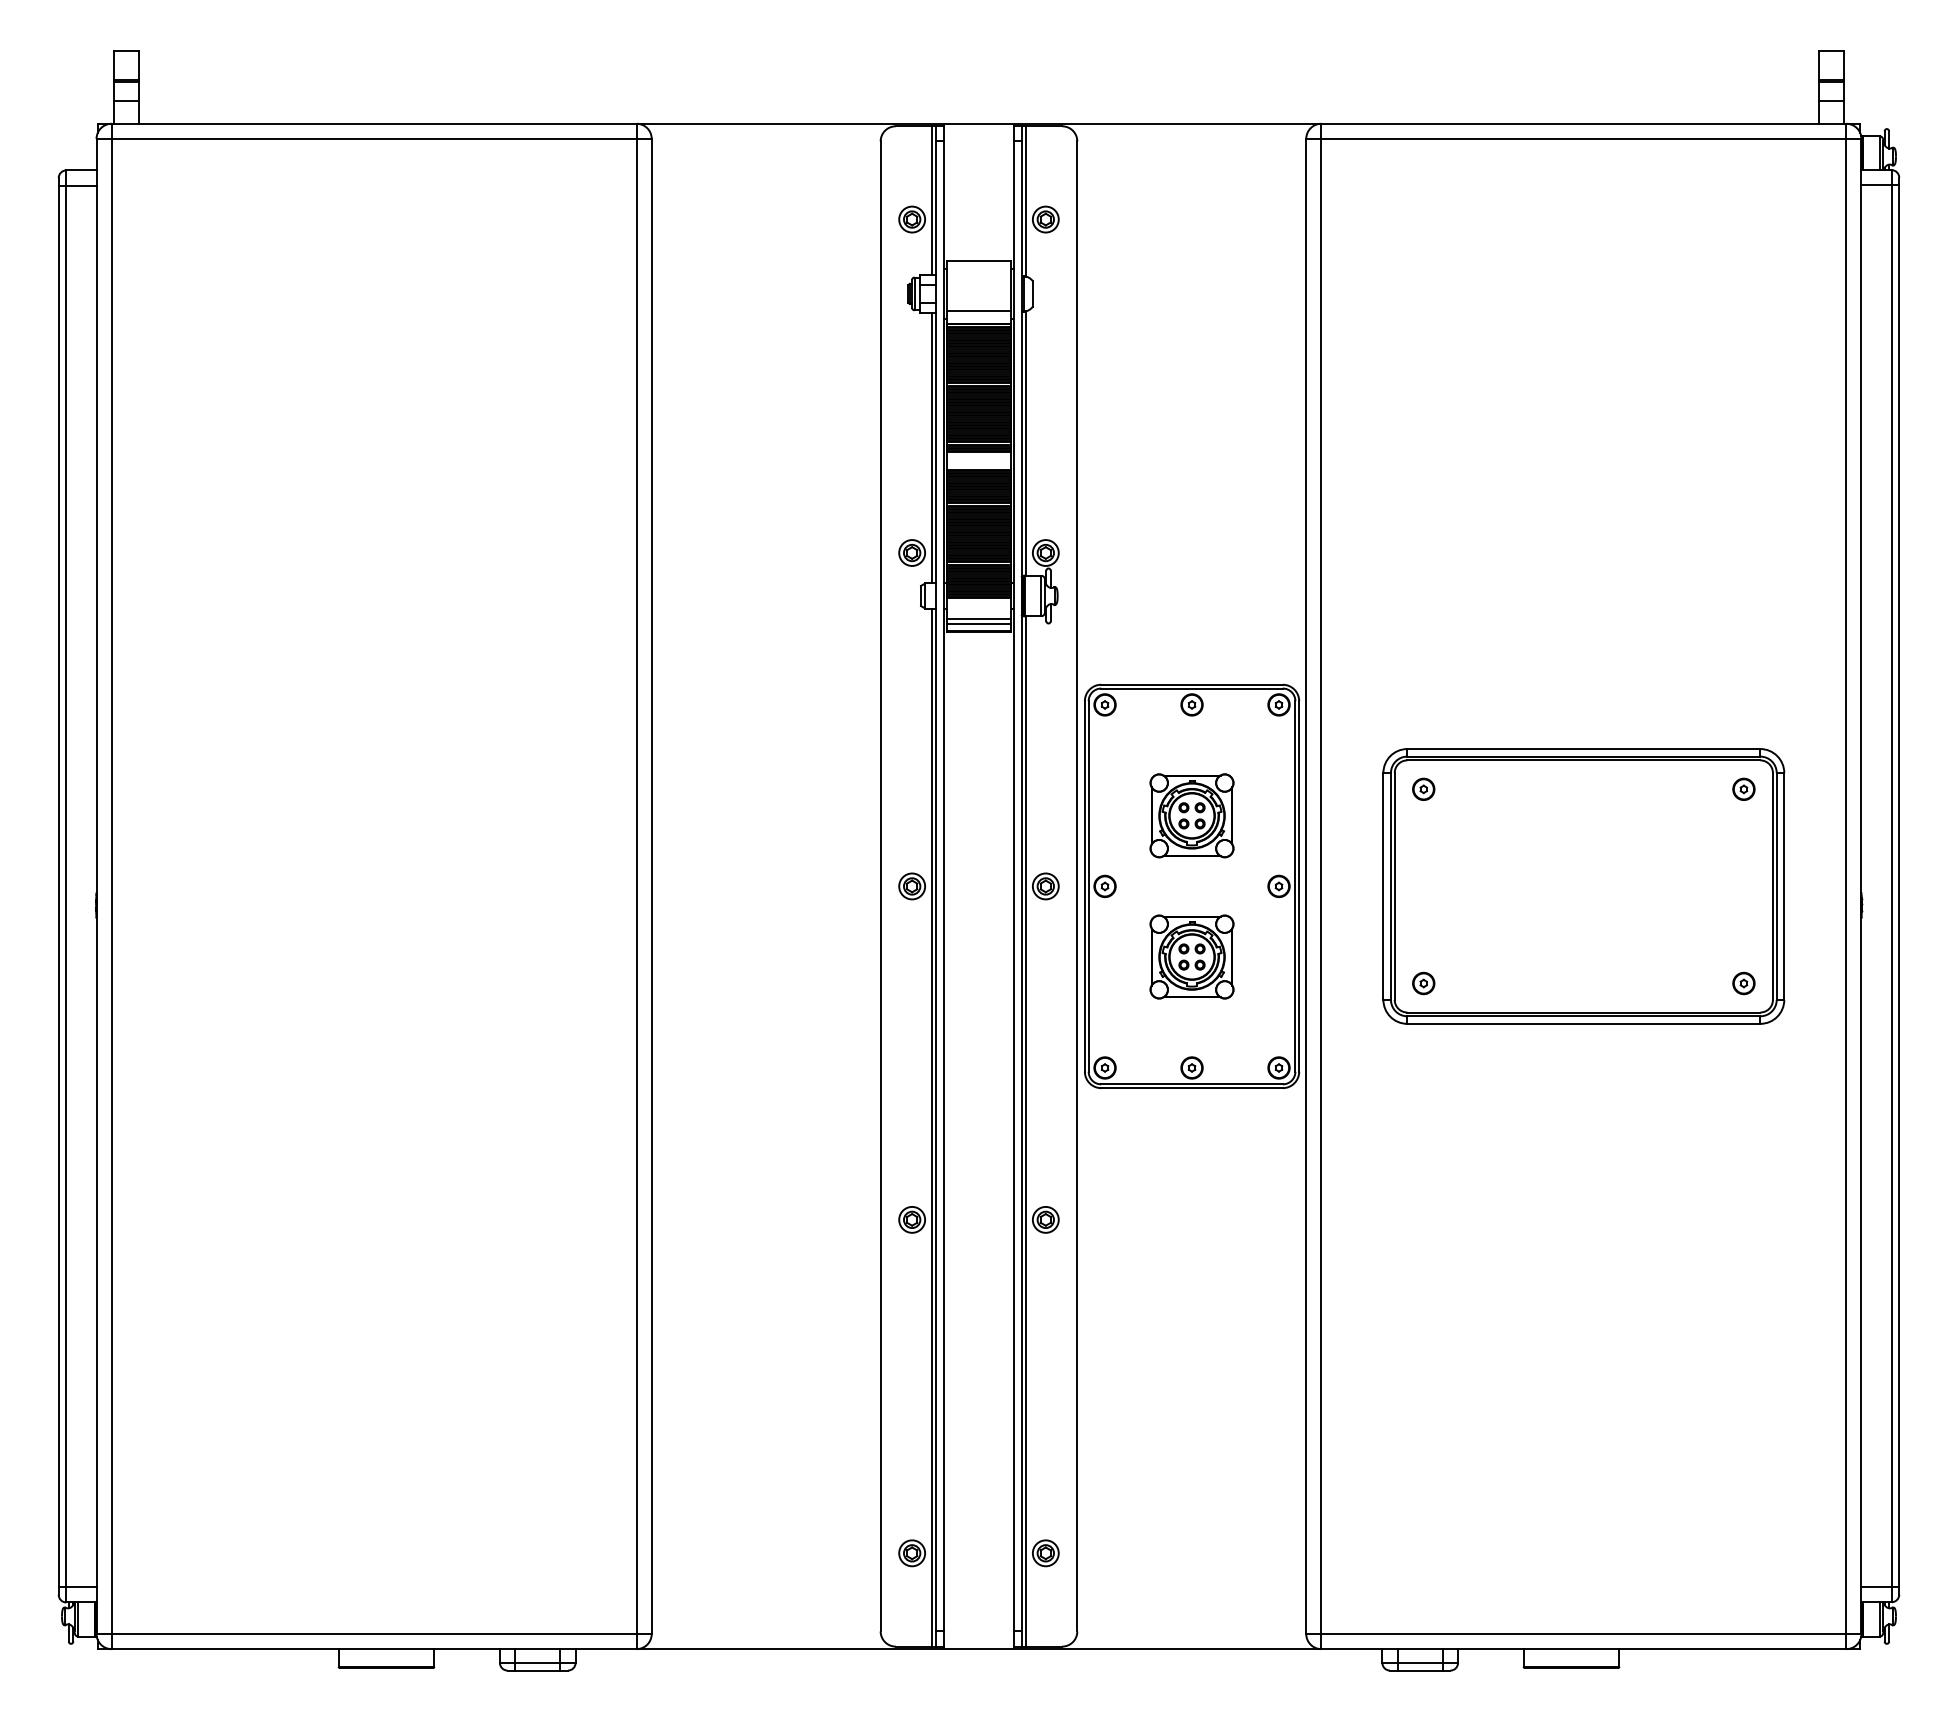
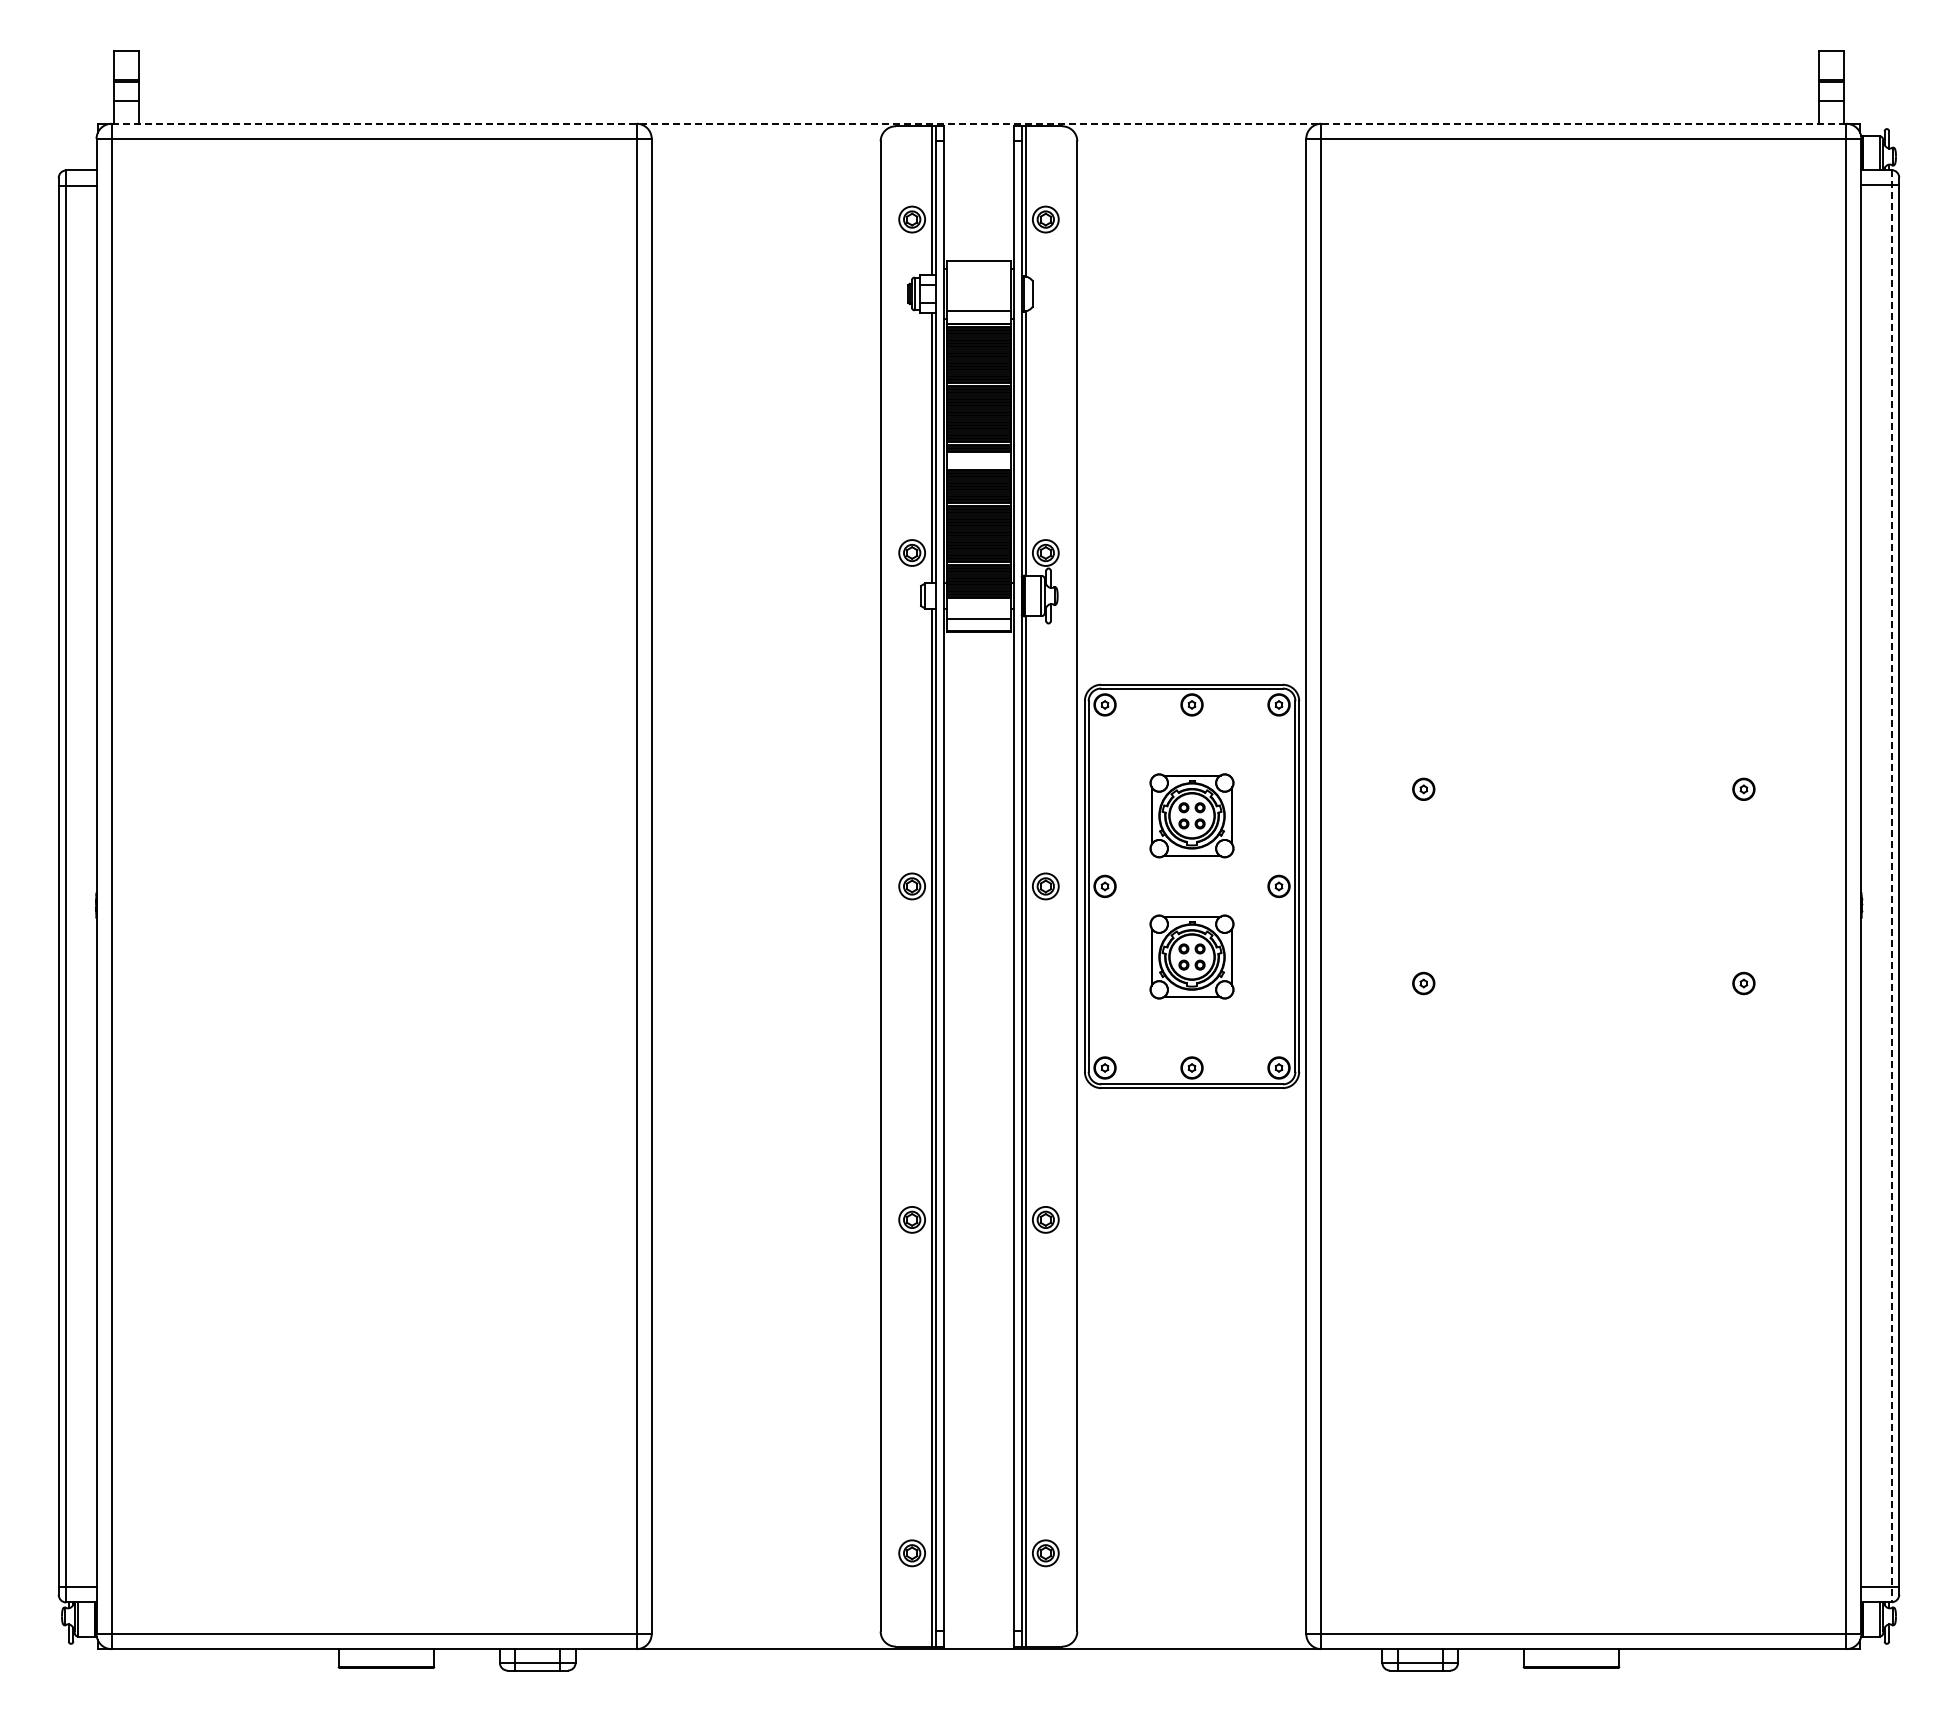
line: solid -> dashed (979, 123)
line: present -> none (978, 624)
part: present -> none (1583, 886)
line: solid -> dashed (1891, 886)
